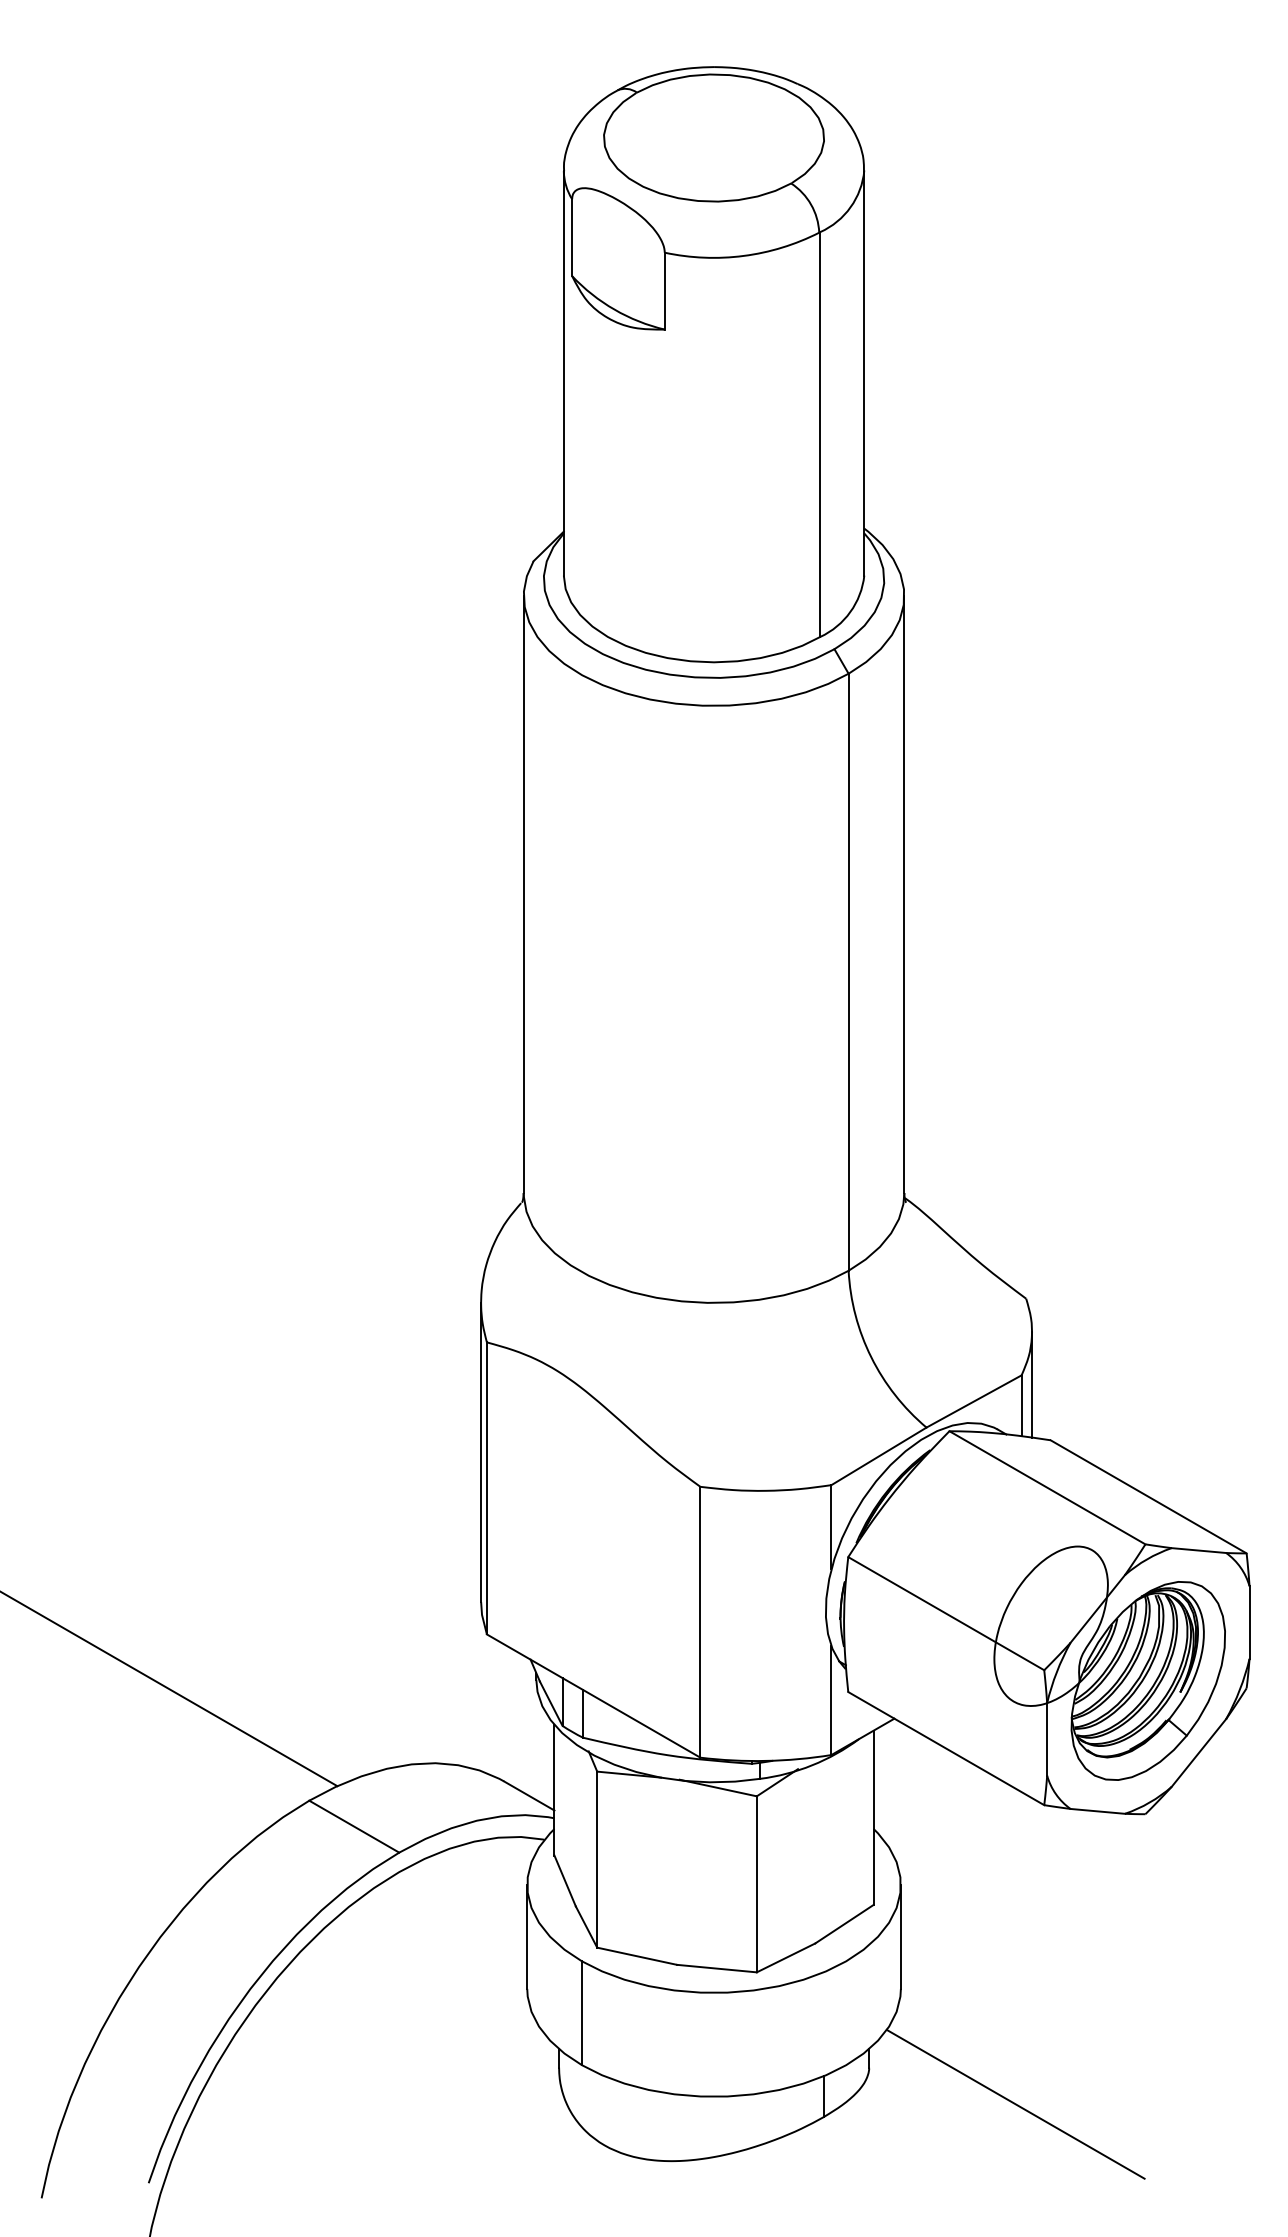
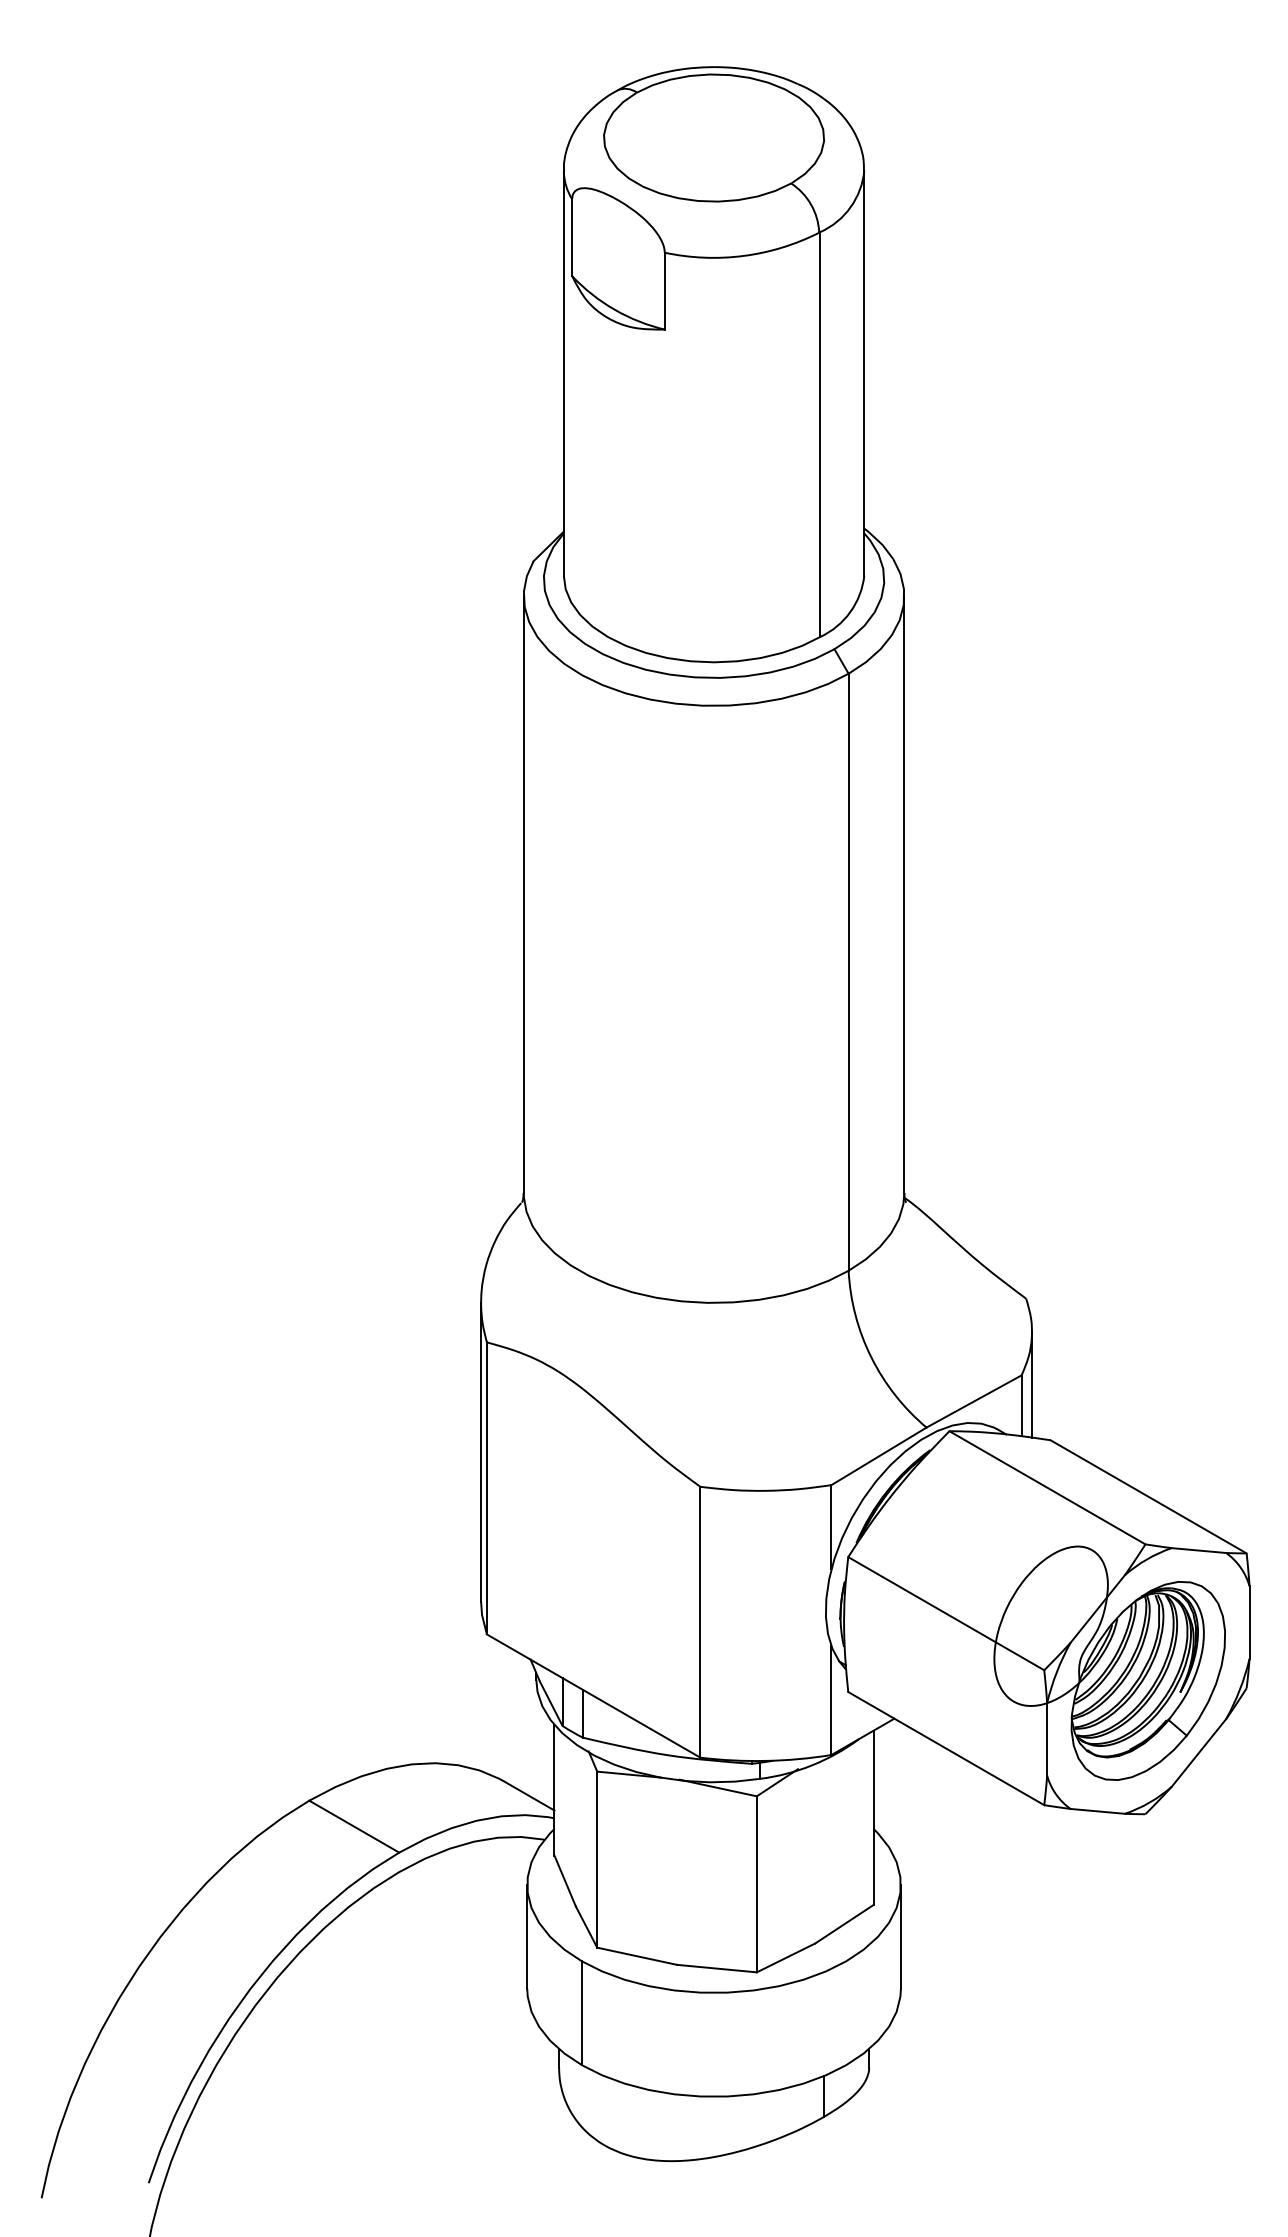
line: present -> none (169, 1689)
line: present -> none (1015, 2103)
